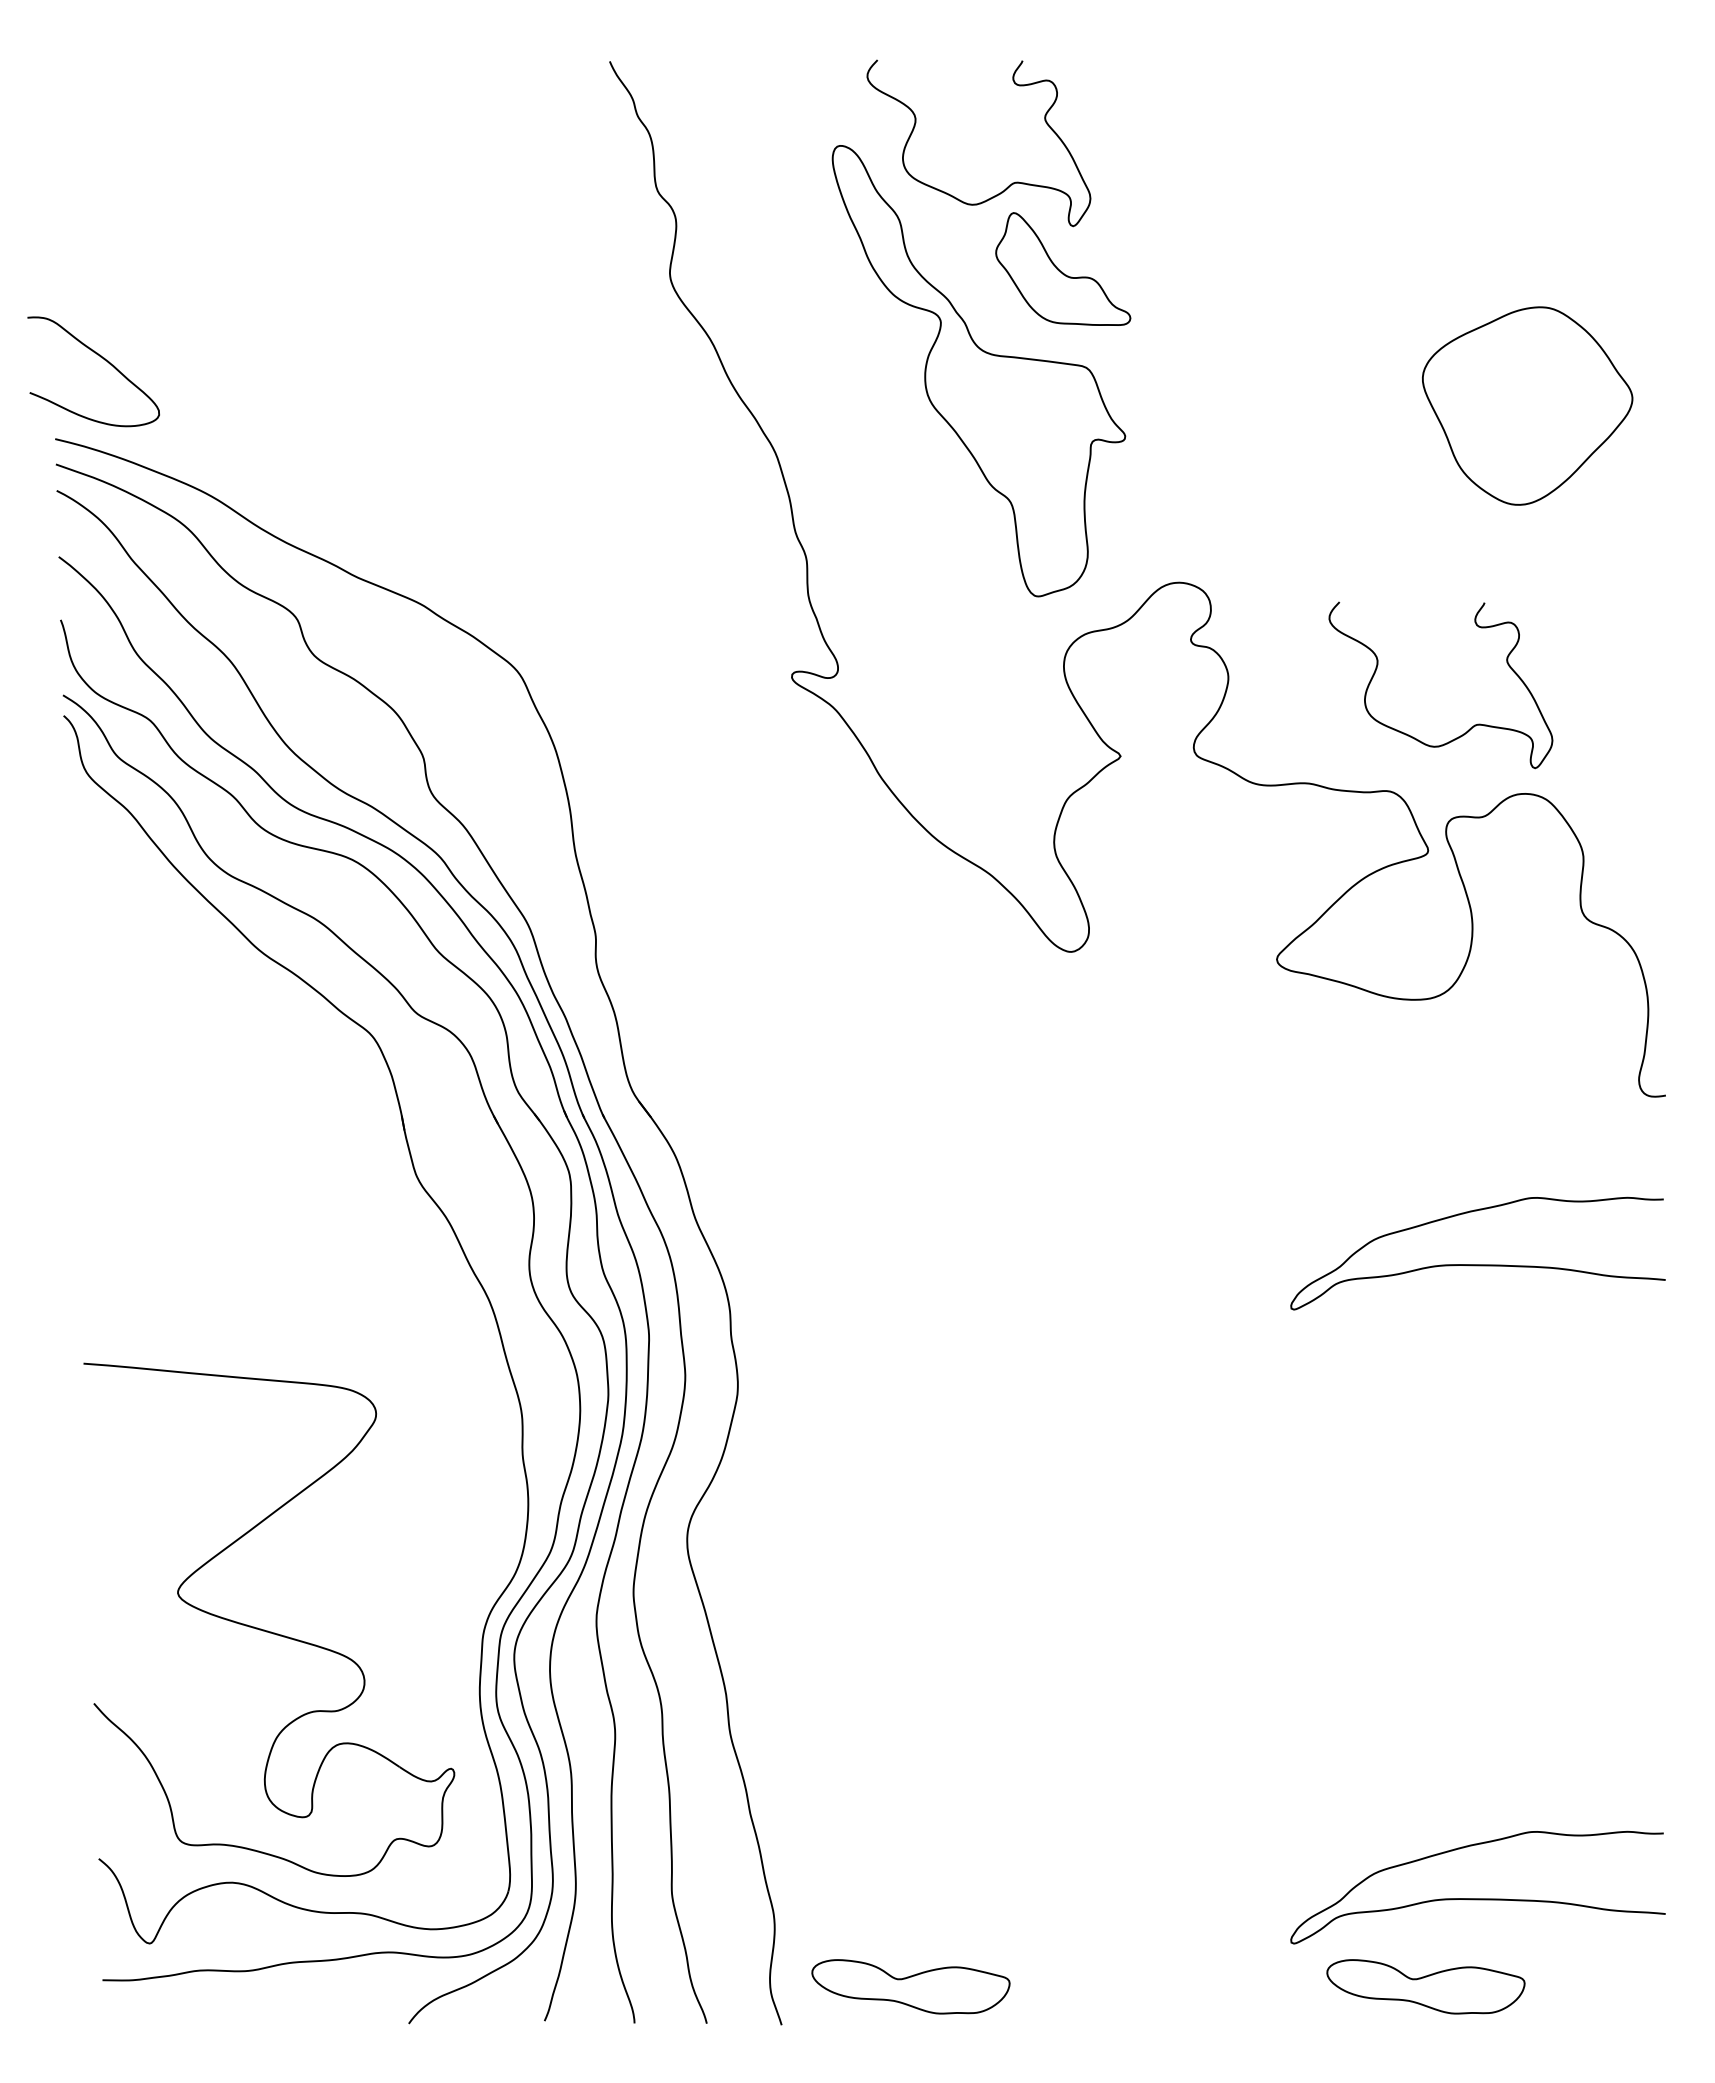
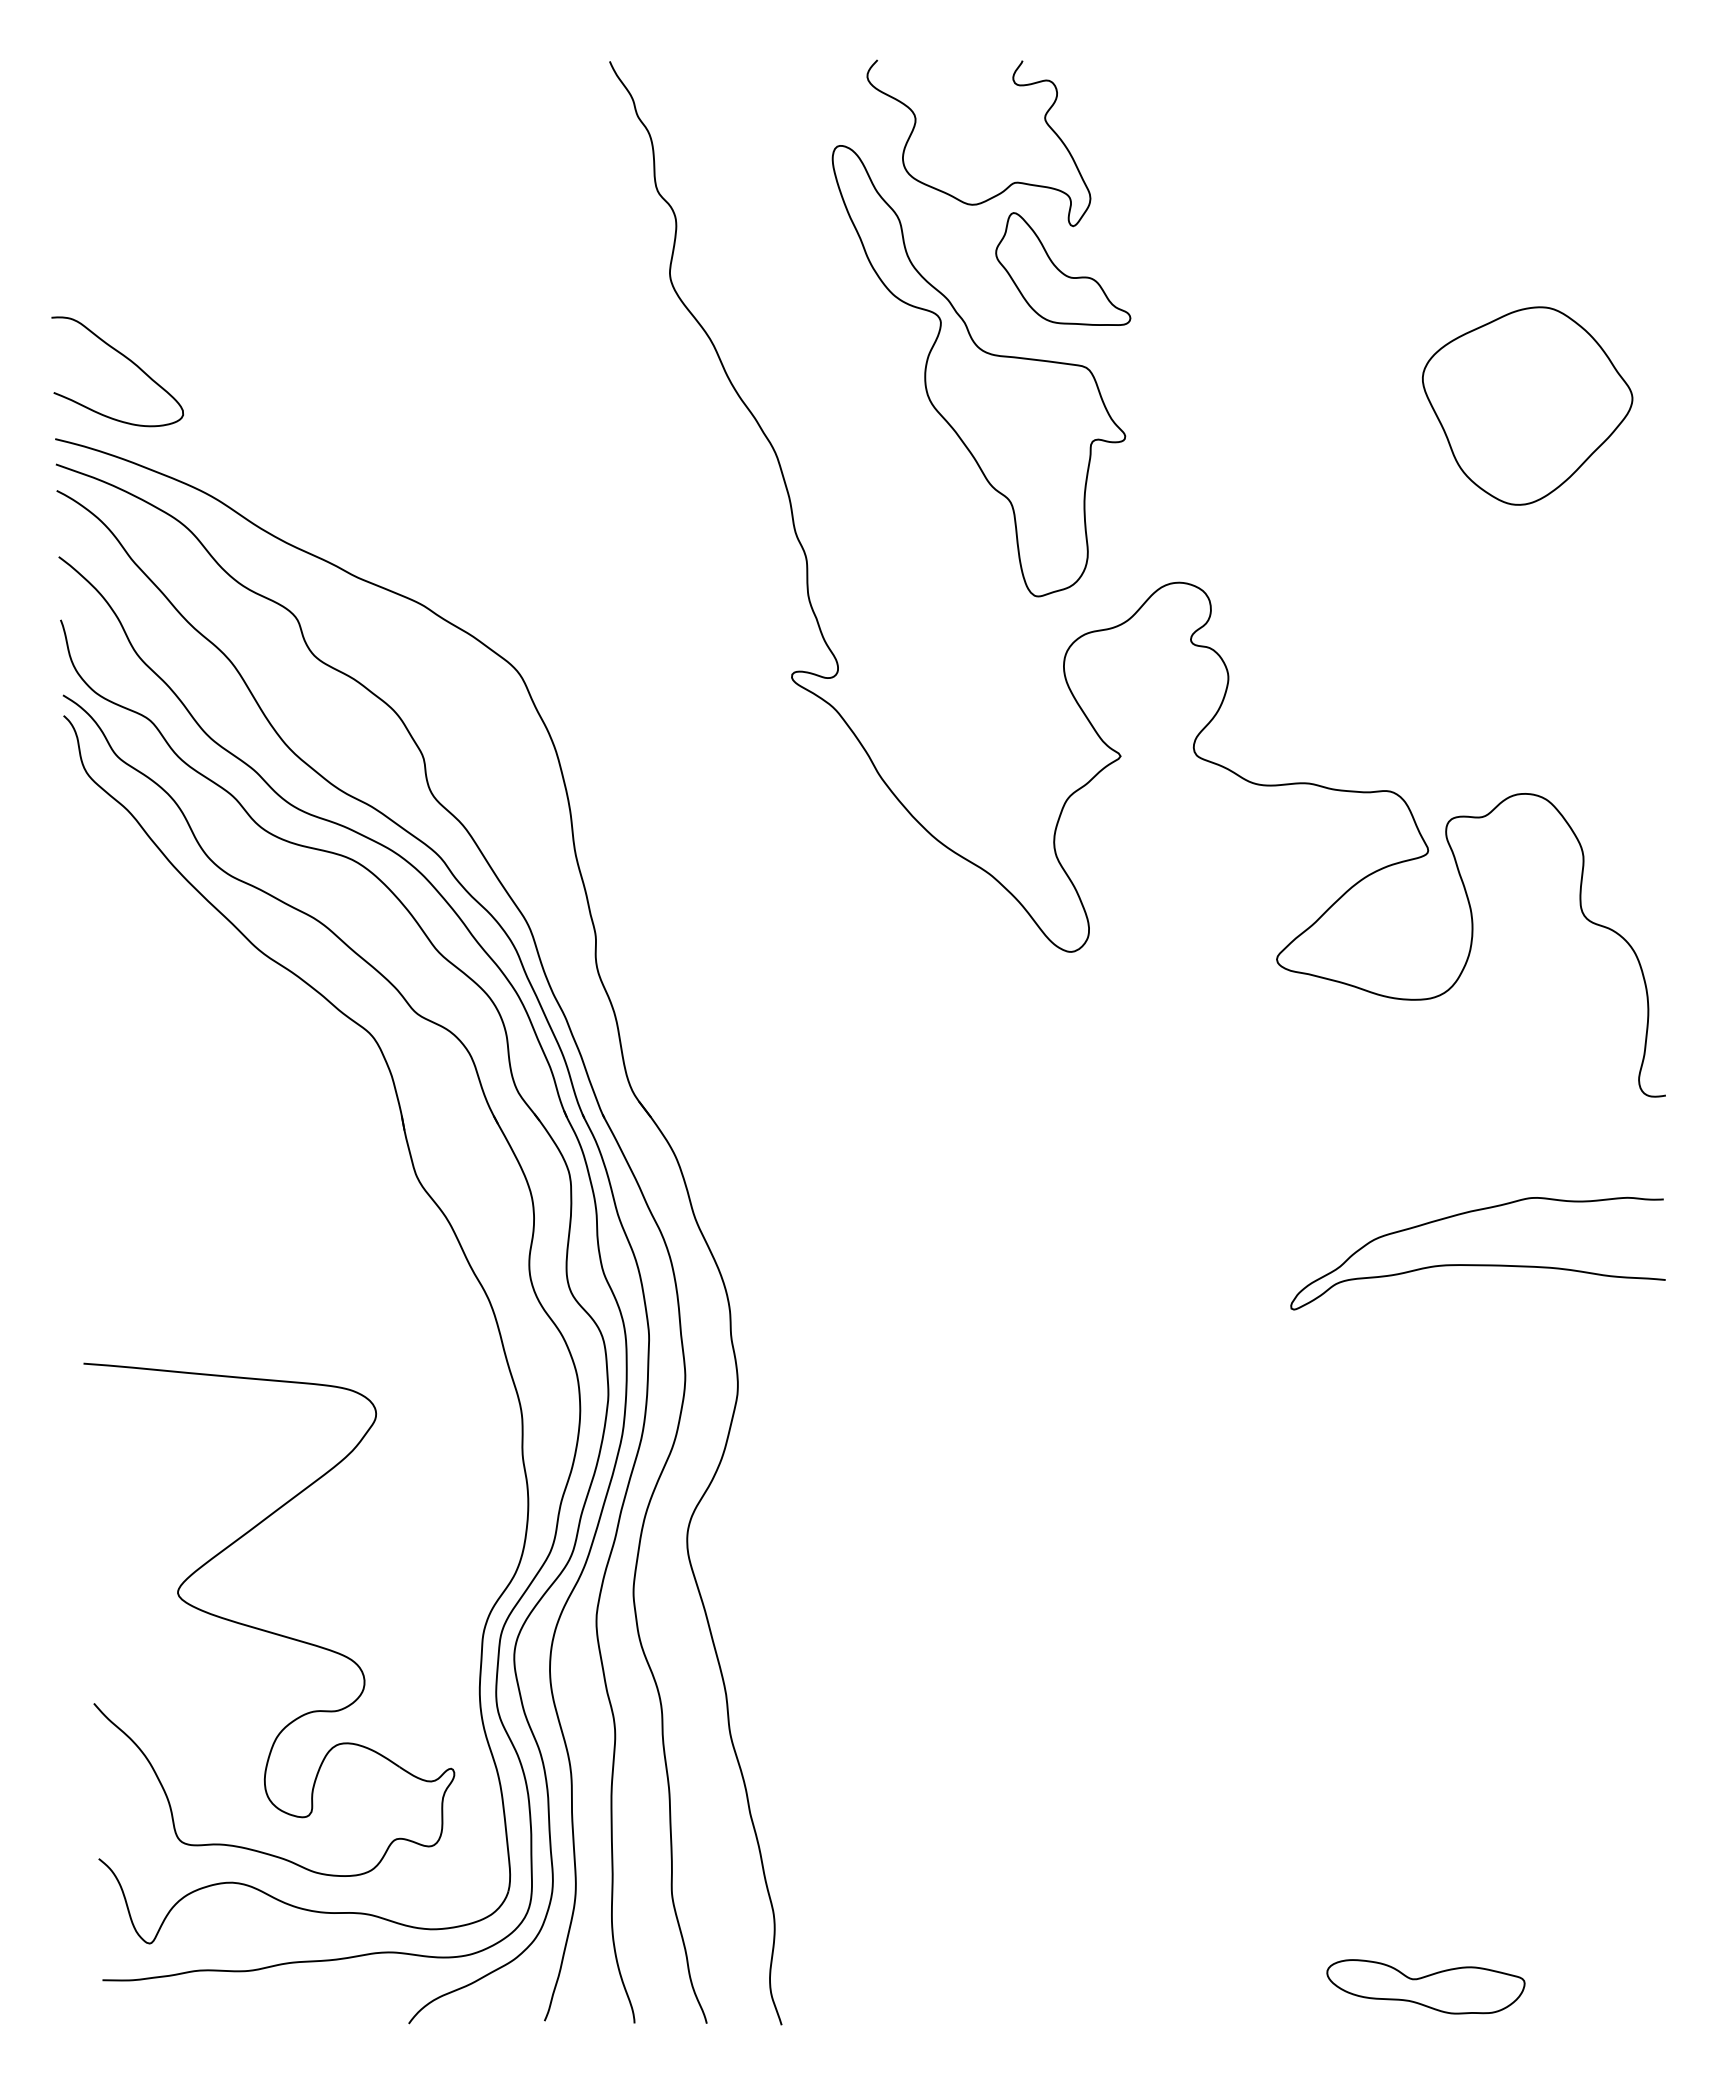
curve position: (104, 360) -> (128, 360) (128, 360)
curve: present -> none (1470, 727)
curve: present -> none (1477, 1898)
part: present -> none (910, 1986)
